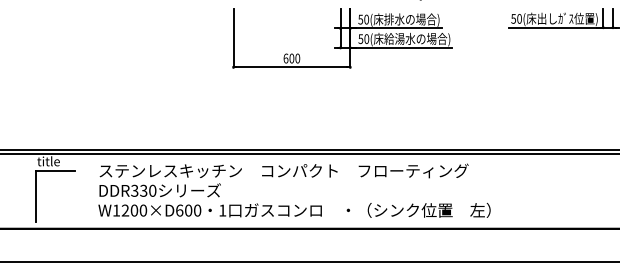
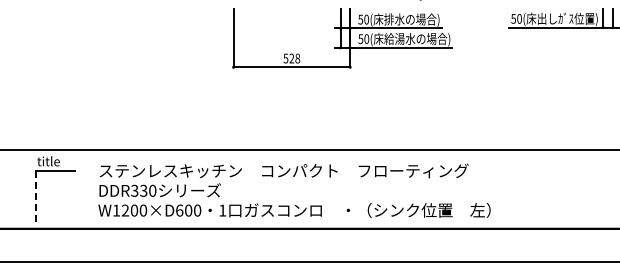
text: 600 -> 528 (291, 58)
line: present -> none (309, 153)
line: solid -> dashed (35, 196)
